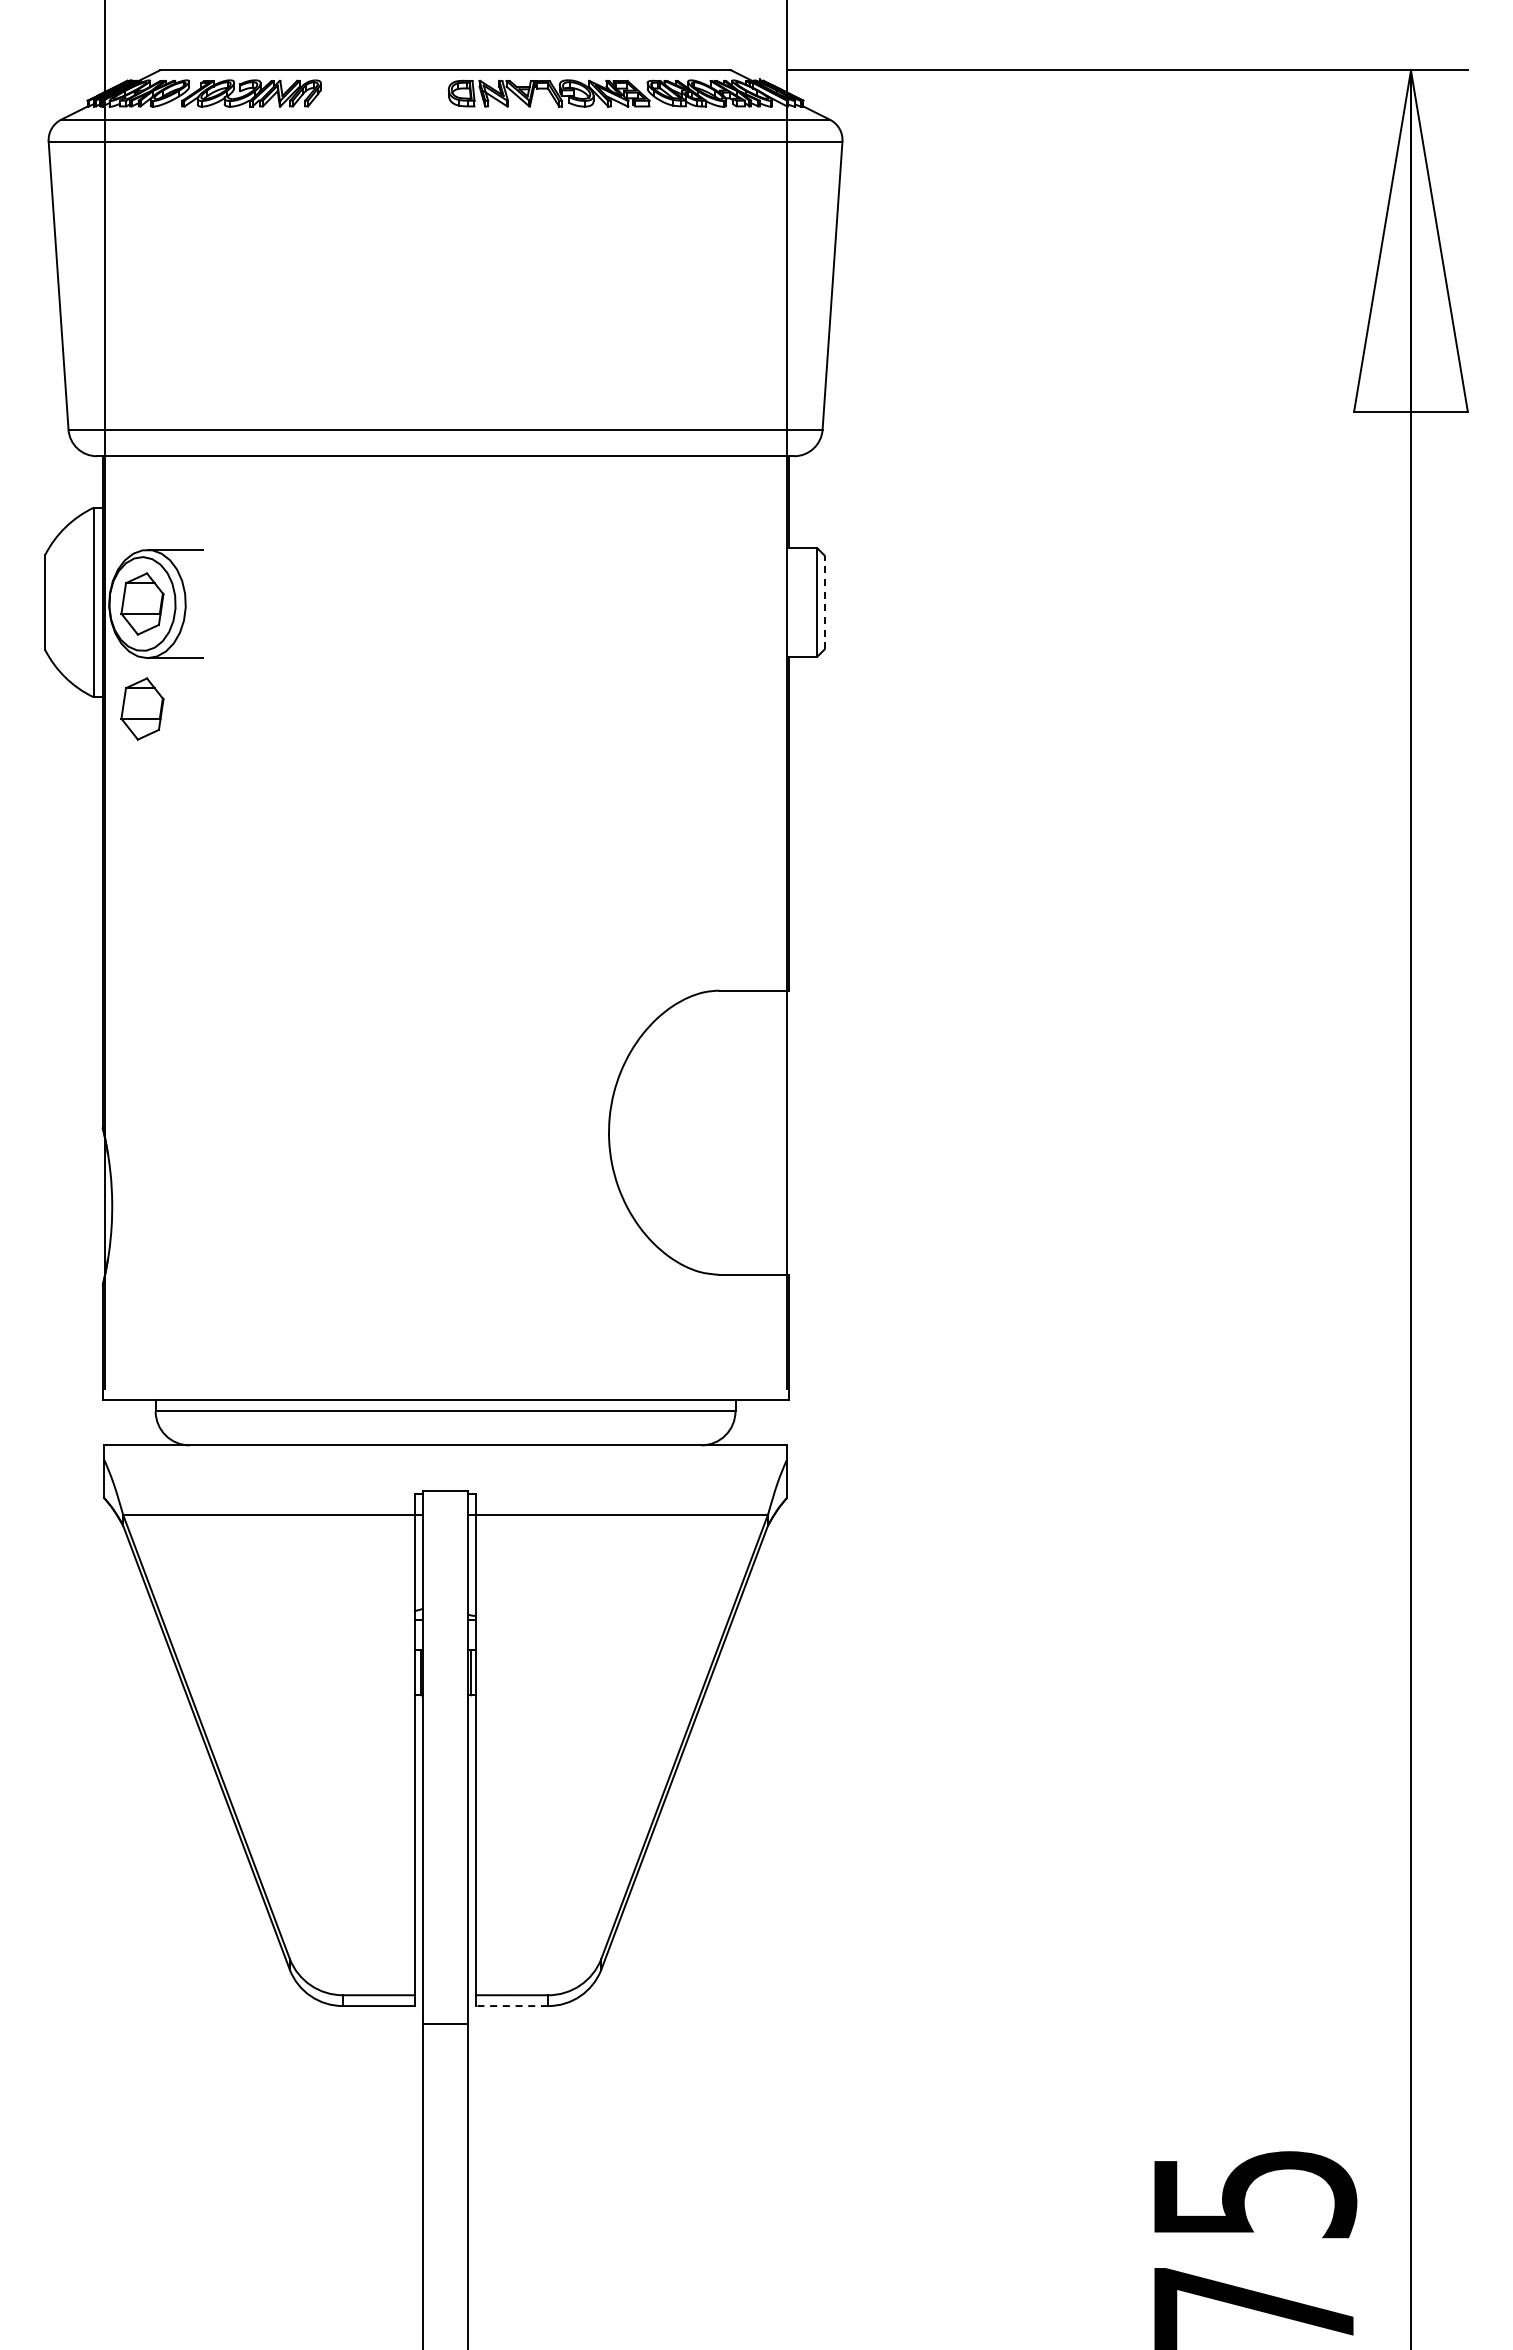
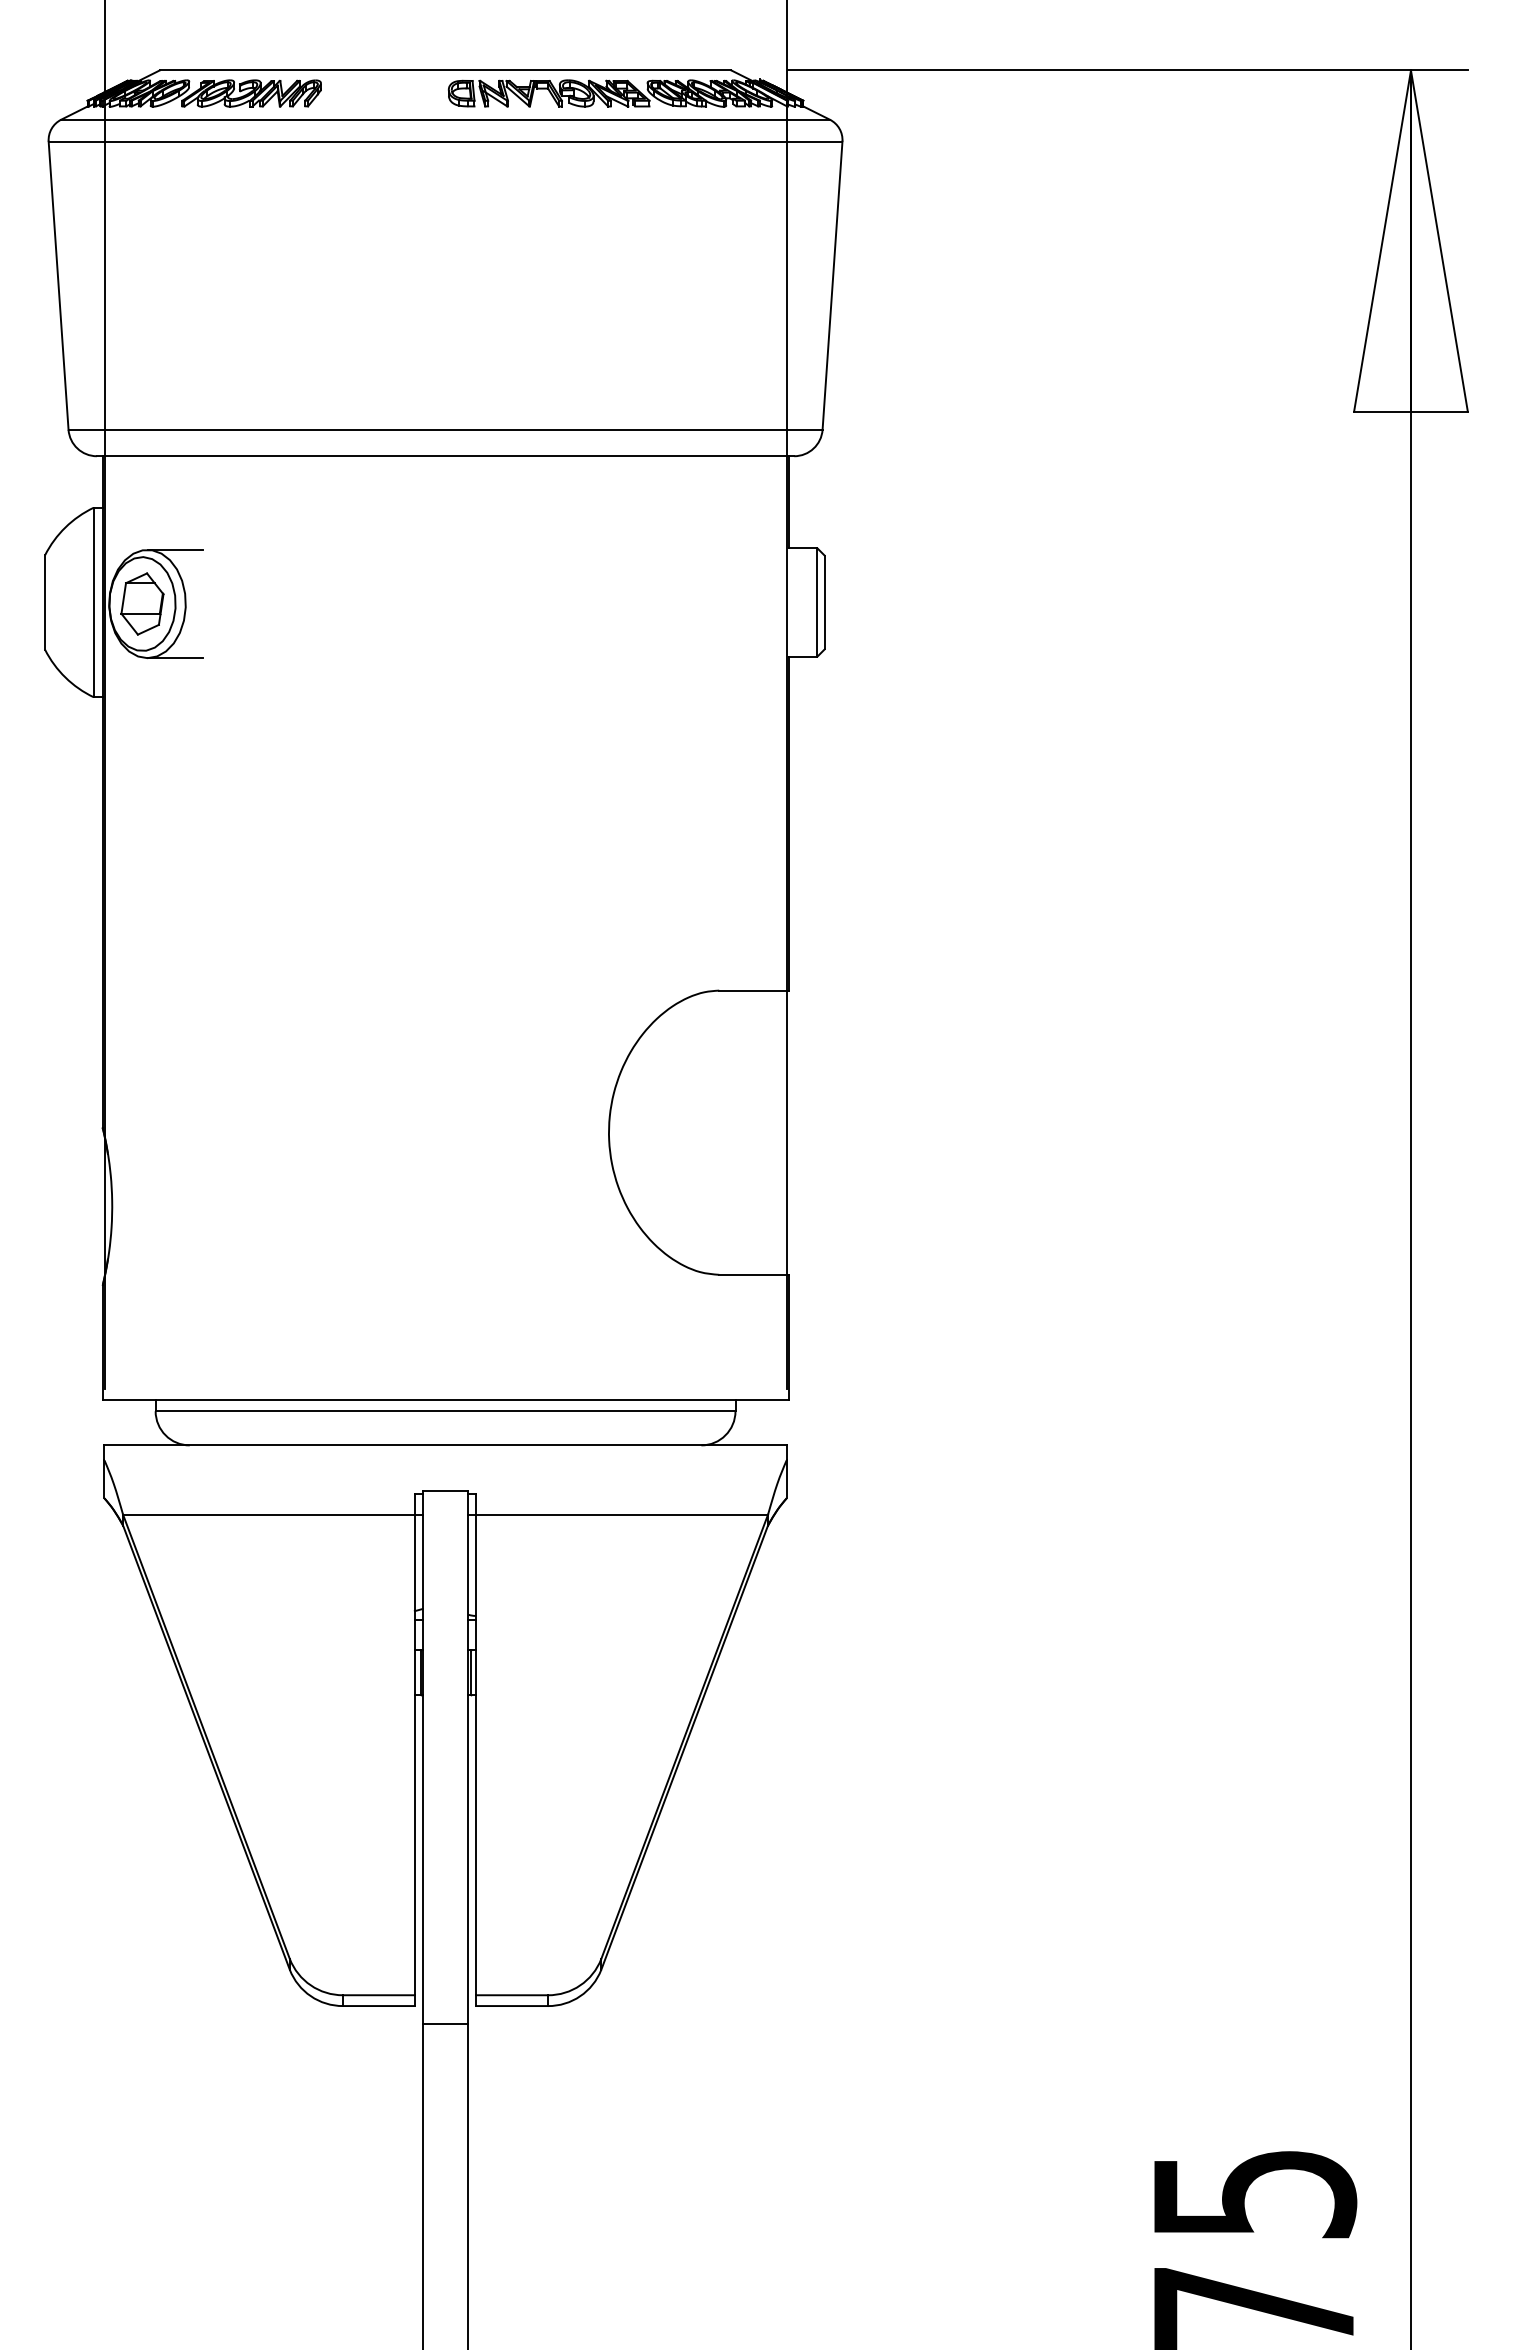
line: dashed -> solid (824, 602)
part: present -> none (142, 708)
line: dashed -> solid (512, 2006)
